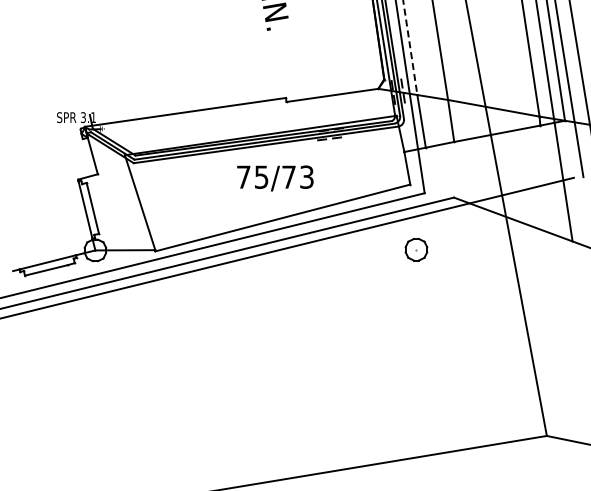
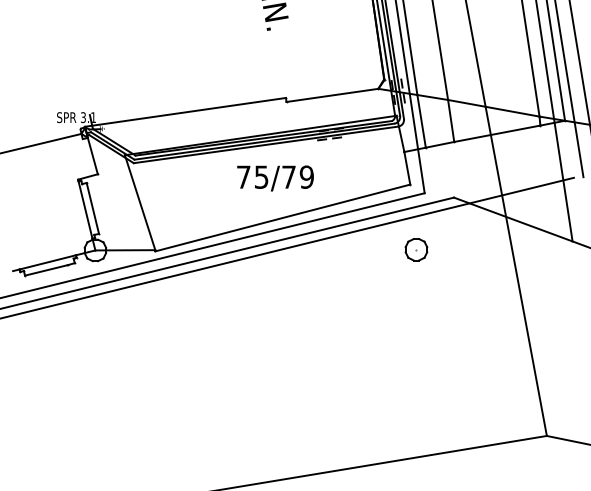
line: dashed -> solid (410, 47)
line: none -> present (41, 142)
text: 75/73 -> 75/79 (306, 176)
